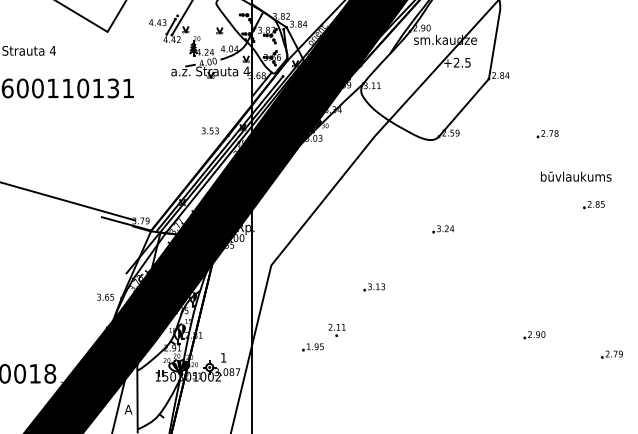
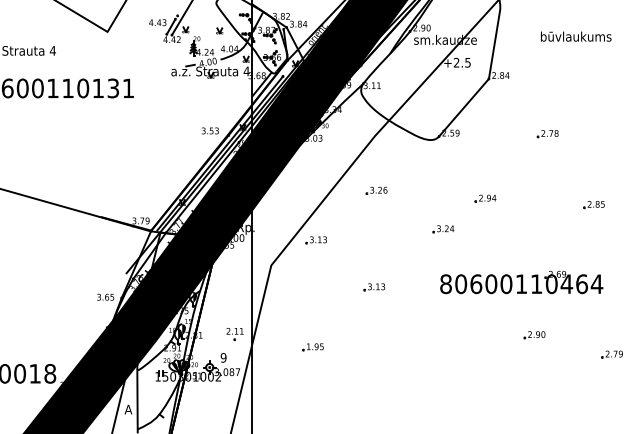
text position: (576, 176) -> (576, 36) (576, 36)
part: none -> present (376, 190)
part: none -> present (485, 198)
line position: (68, 201) -> (67, 207) (67, 207)
part: none -> present (315, 240)
part: none -> present (521, 282)
part position: (336, 330) -> (234, 334) (234, 334)
text: 1 -> 9 (223, 357)
